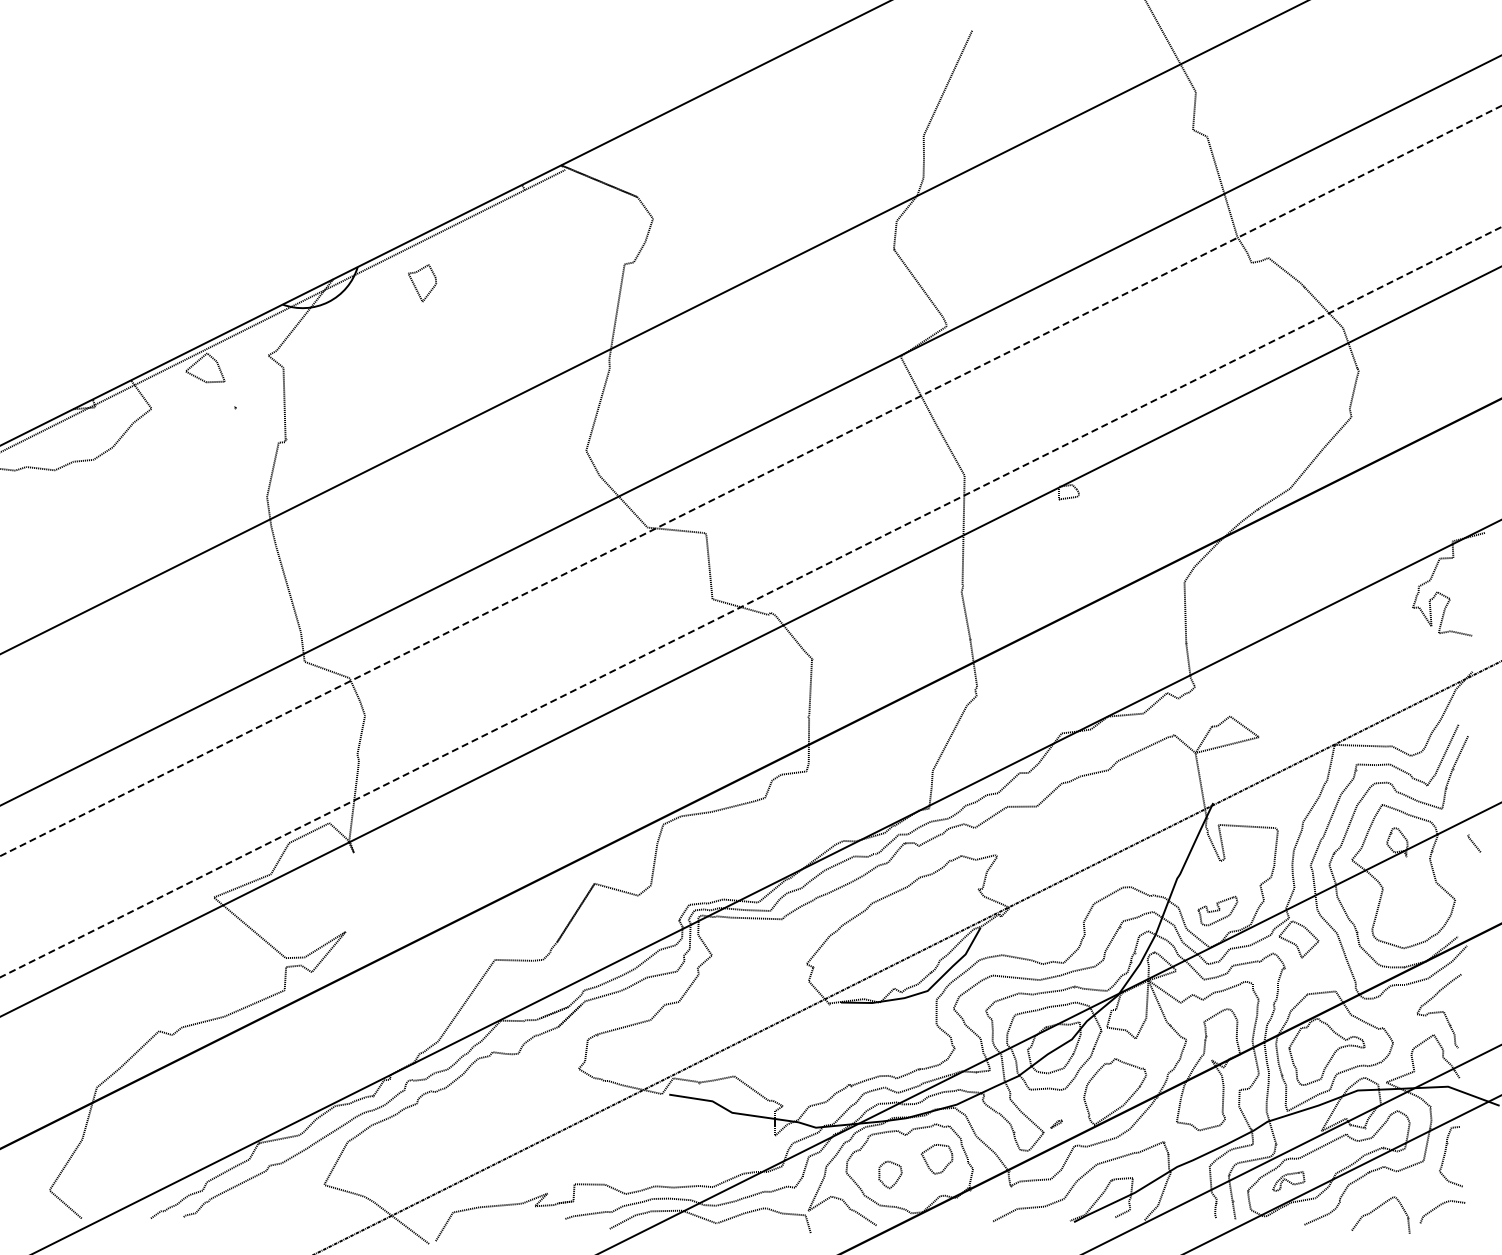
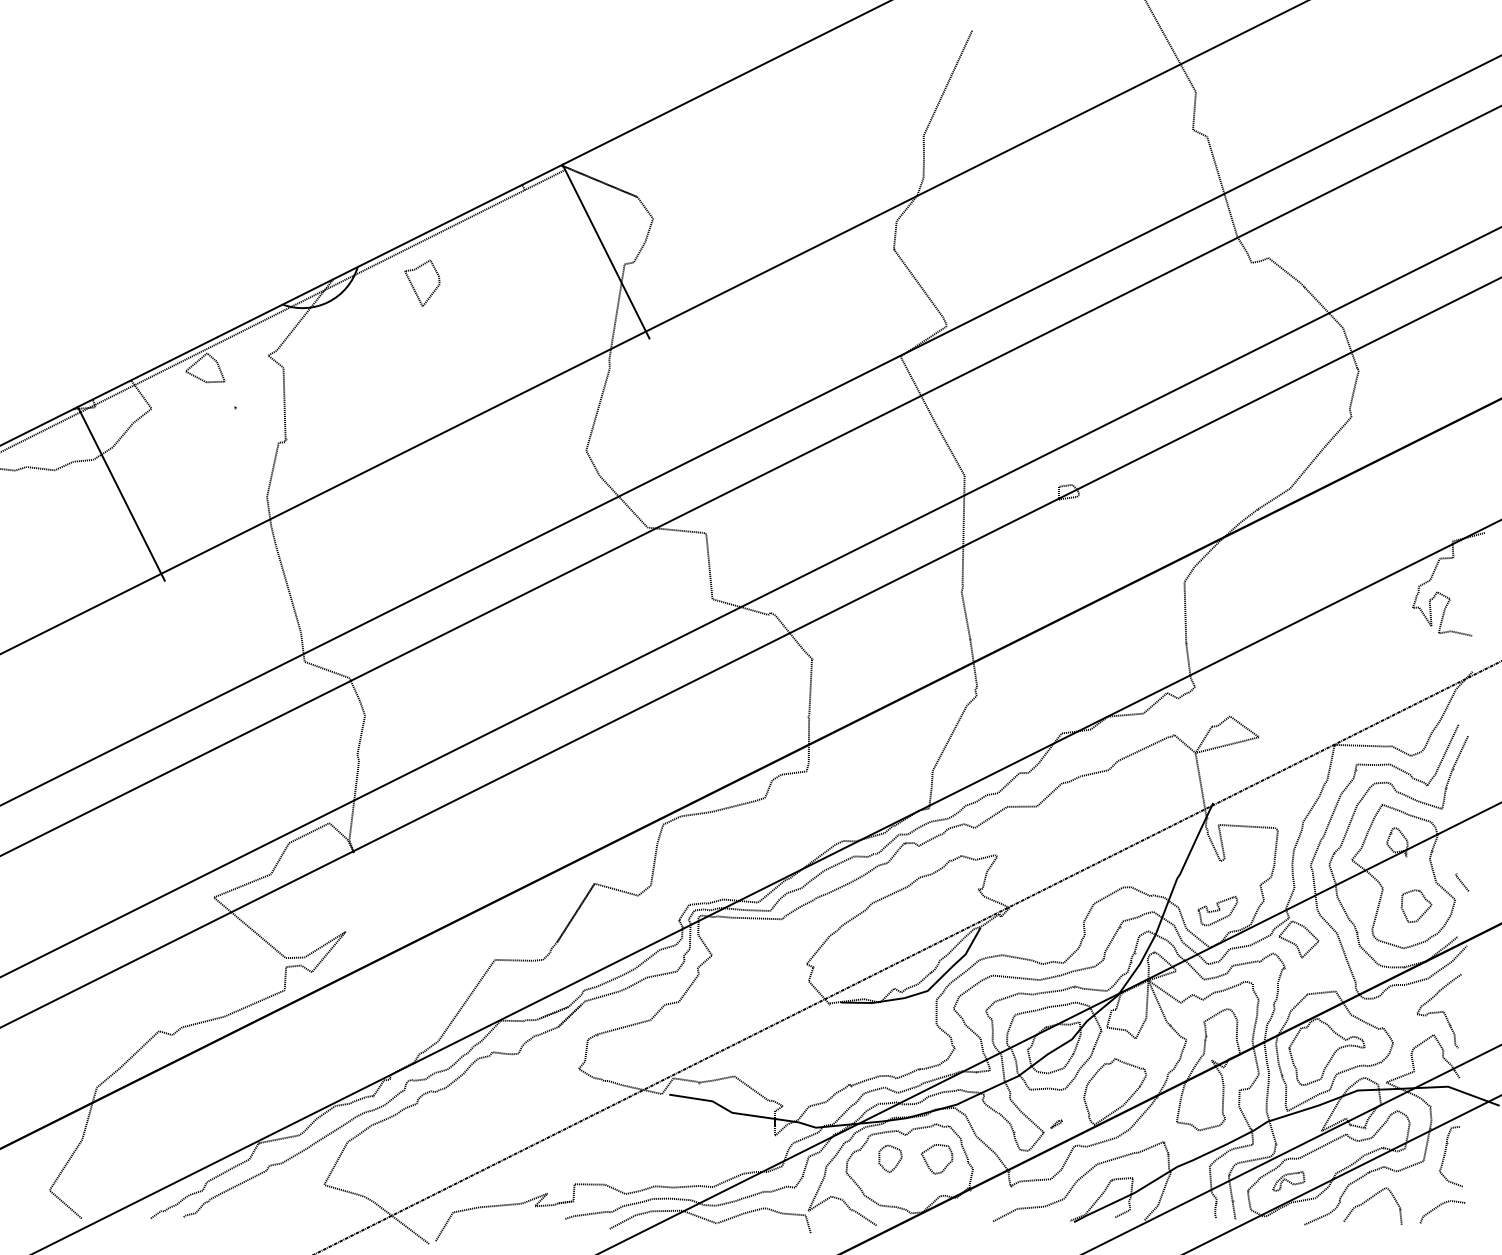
line: none -> present (605, 251)
part size: 30x39 px -> 37x48 px (422, 282)
line: dashed -> solid (751, 480)
line: none -> present (120, 493)
line: dashed -> solid (750, 602)
line position: (750, 641) -> (750, 652) (750, 652)
line position: (1474, 843) -> (1462, 882) (1462, 882)
part: none -> present (1416, 905)
part position: (890, 1174) -> (890, 1158) (890, 1158)
curve position: (1378, 1208) -> (1370, 1199) (1370, 1199)
